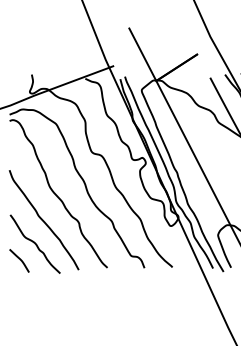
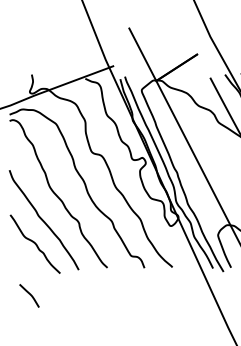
curve position: (19, 259) -> (29, 294) (29, 294)
